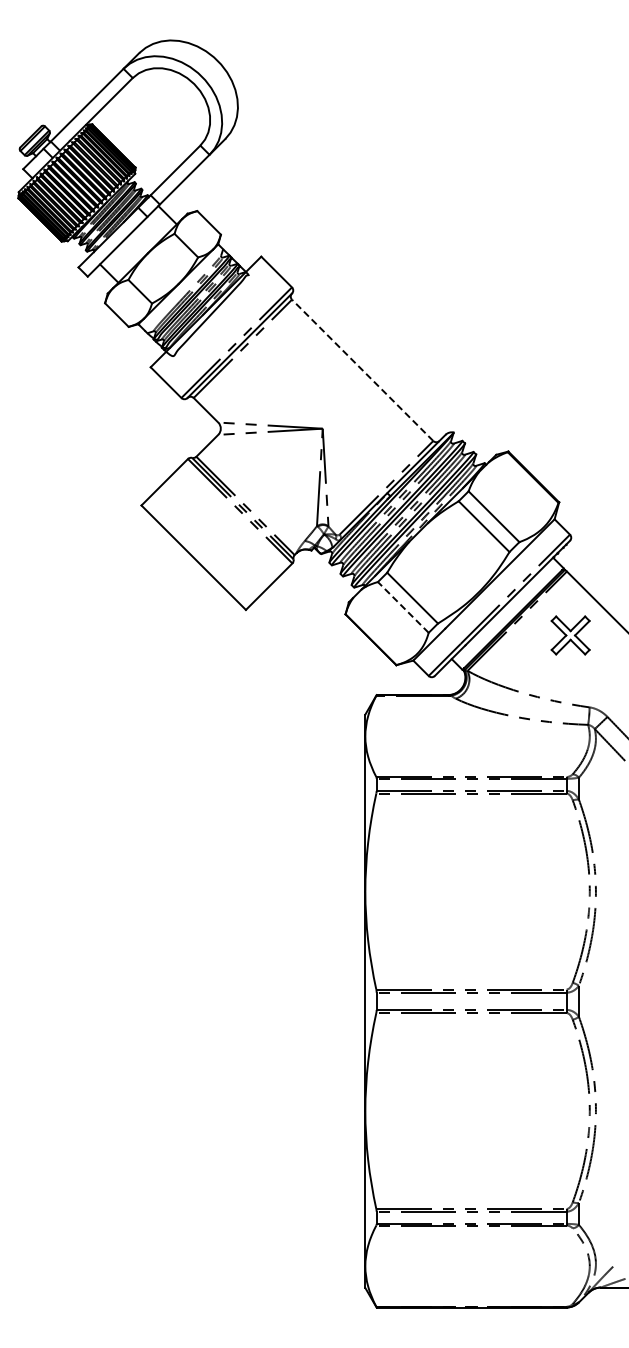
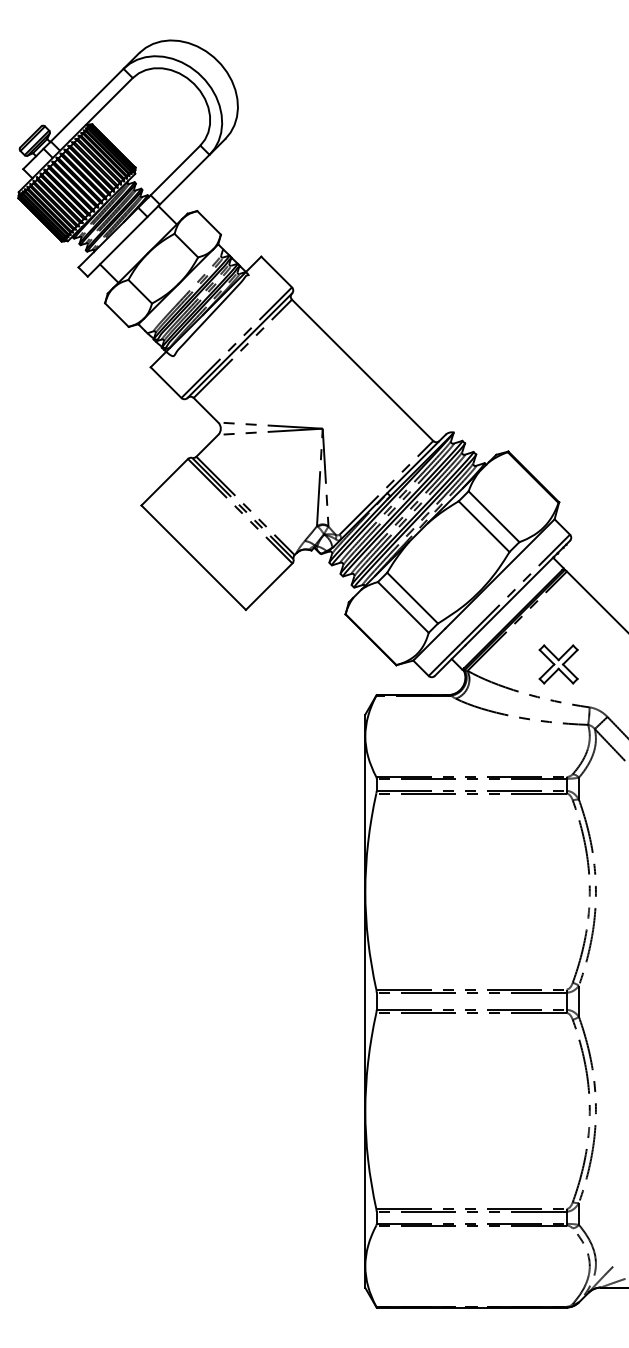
line: dashed -> solid (362, 370)
line: dashed -> solid (403, 607)
part position: (570, 635) -> (558, 664) (558, 664)
